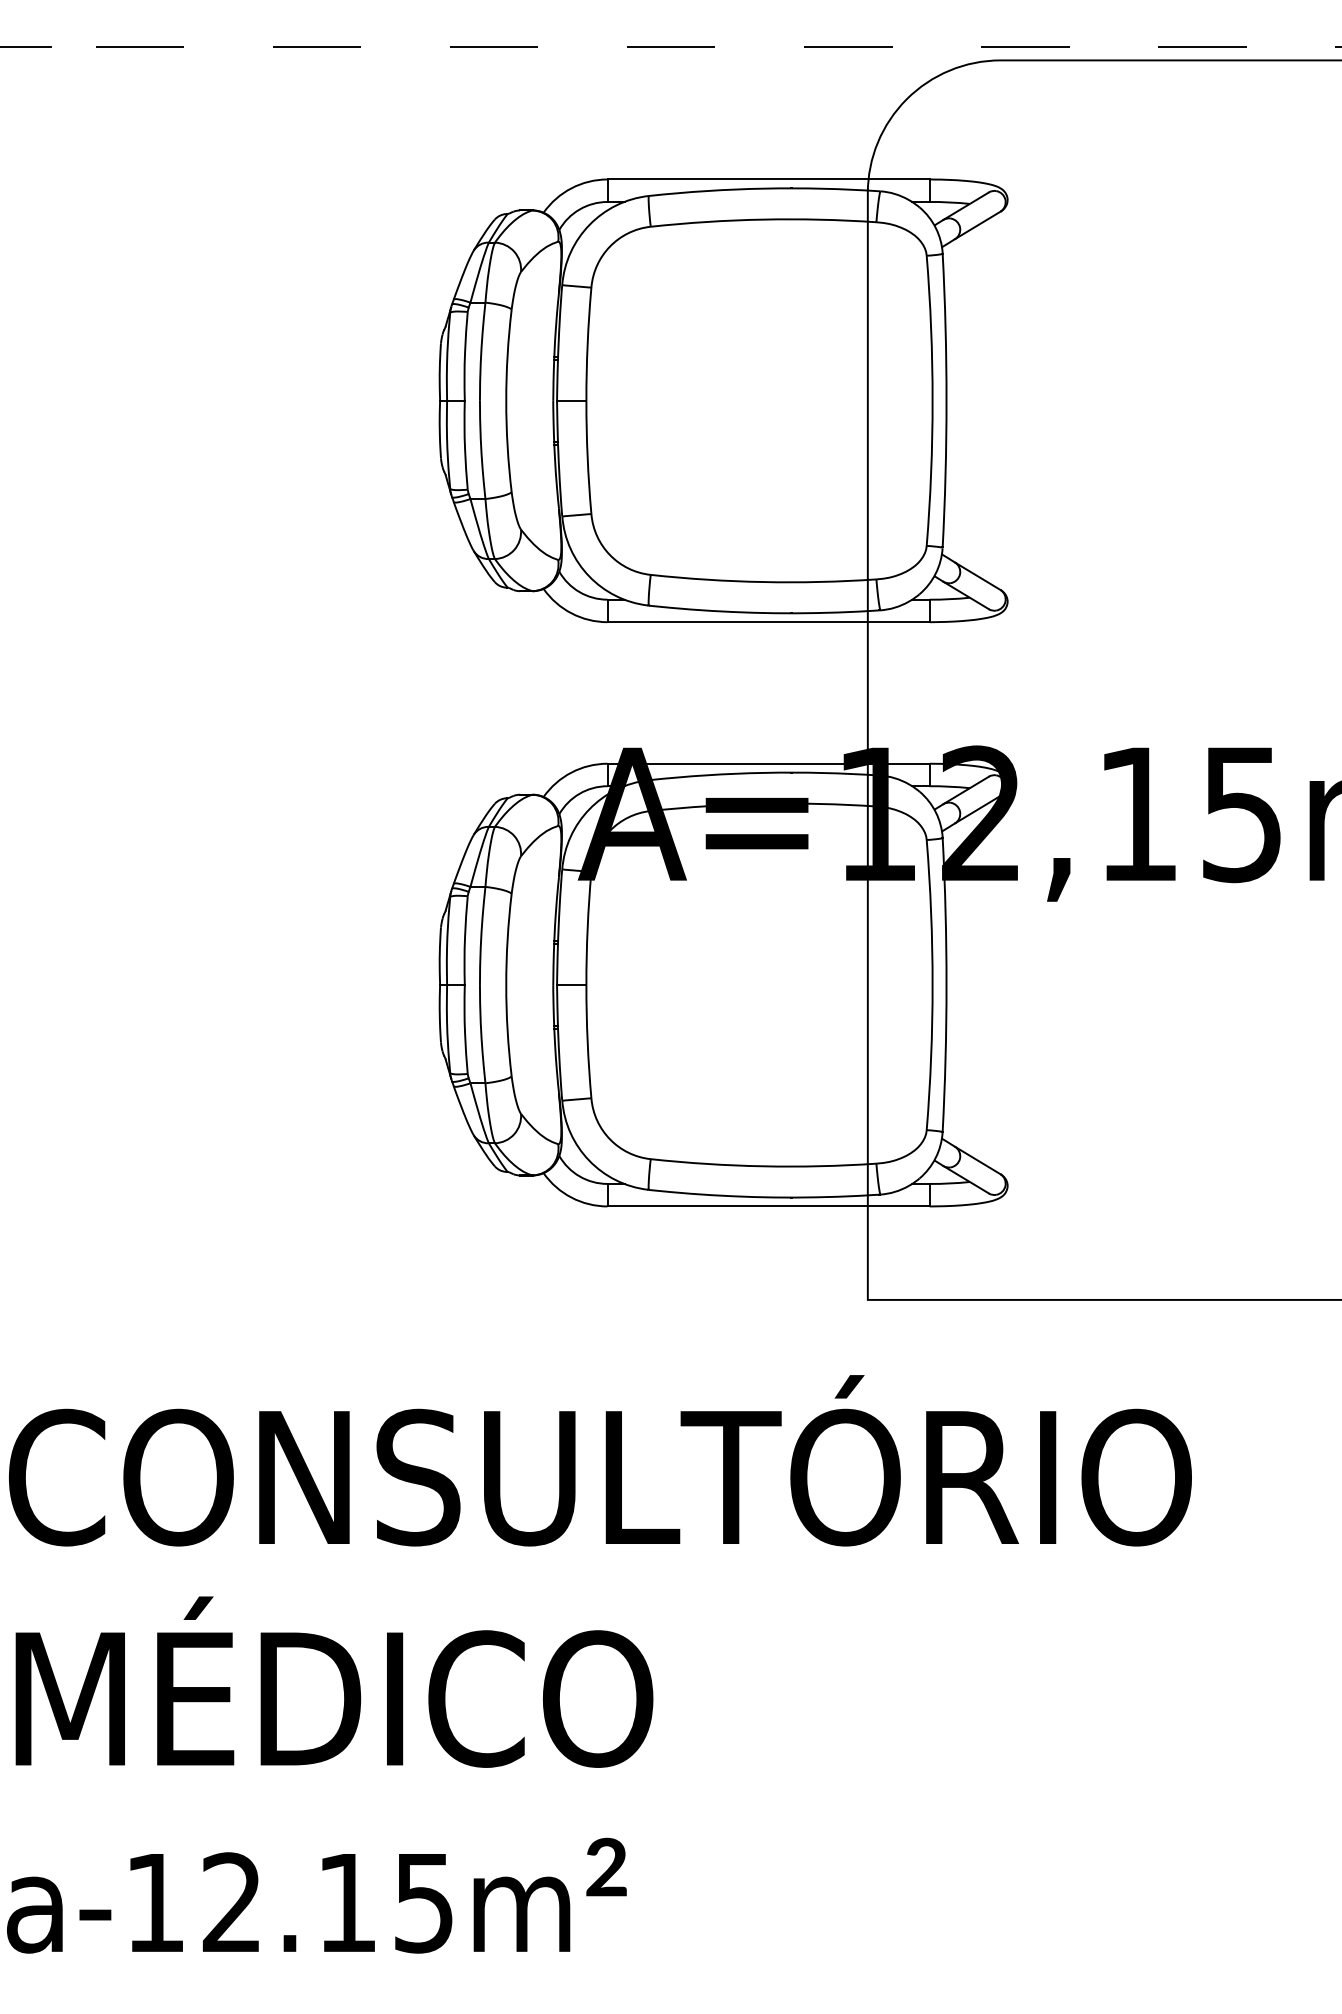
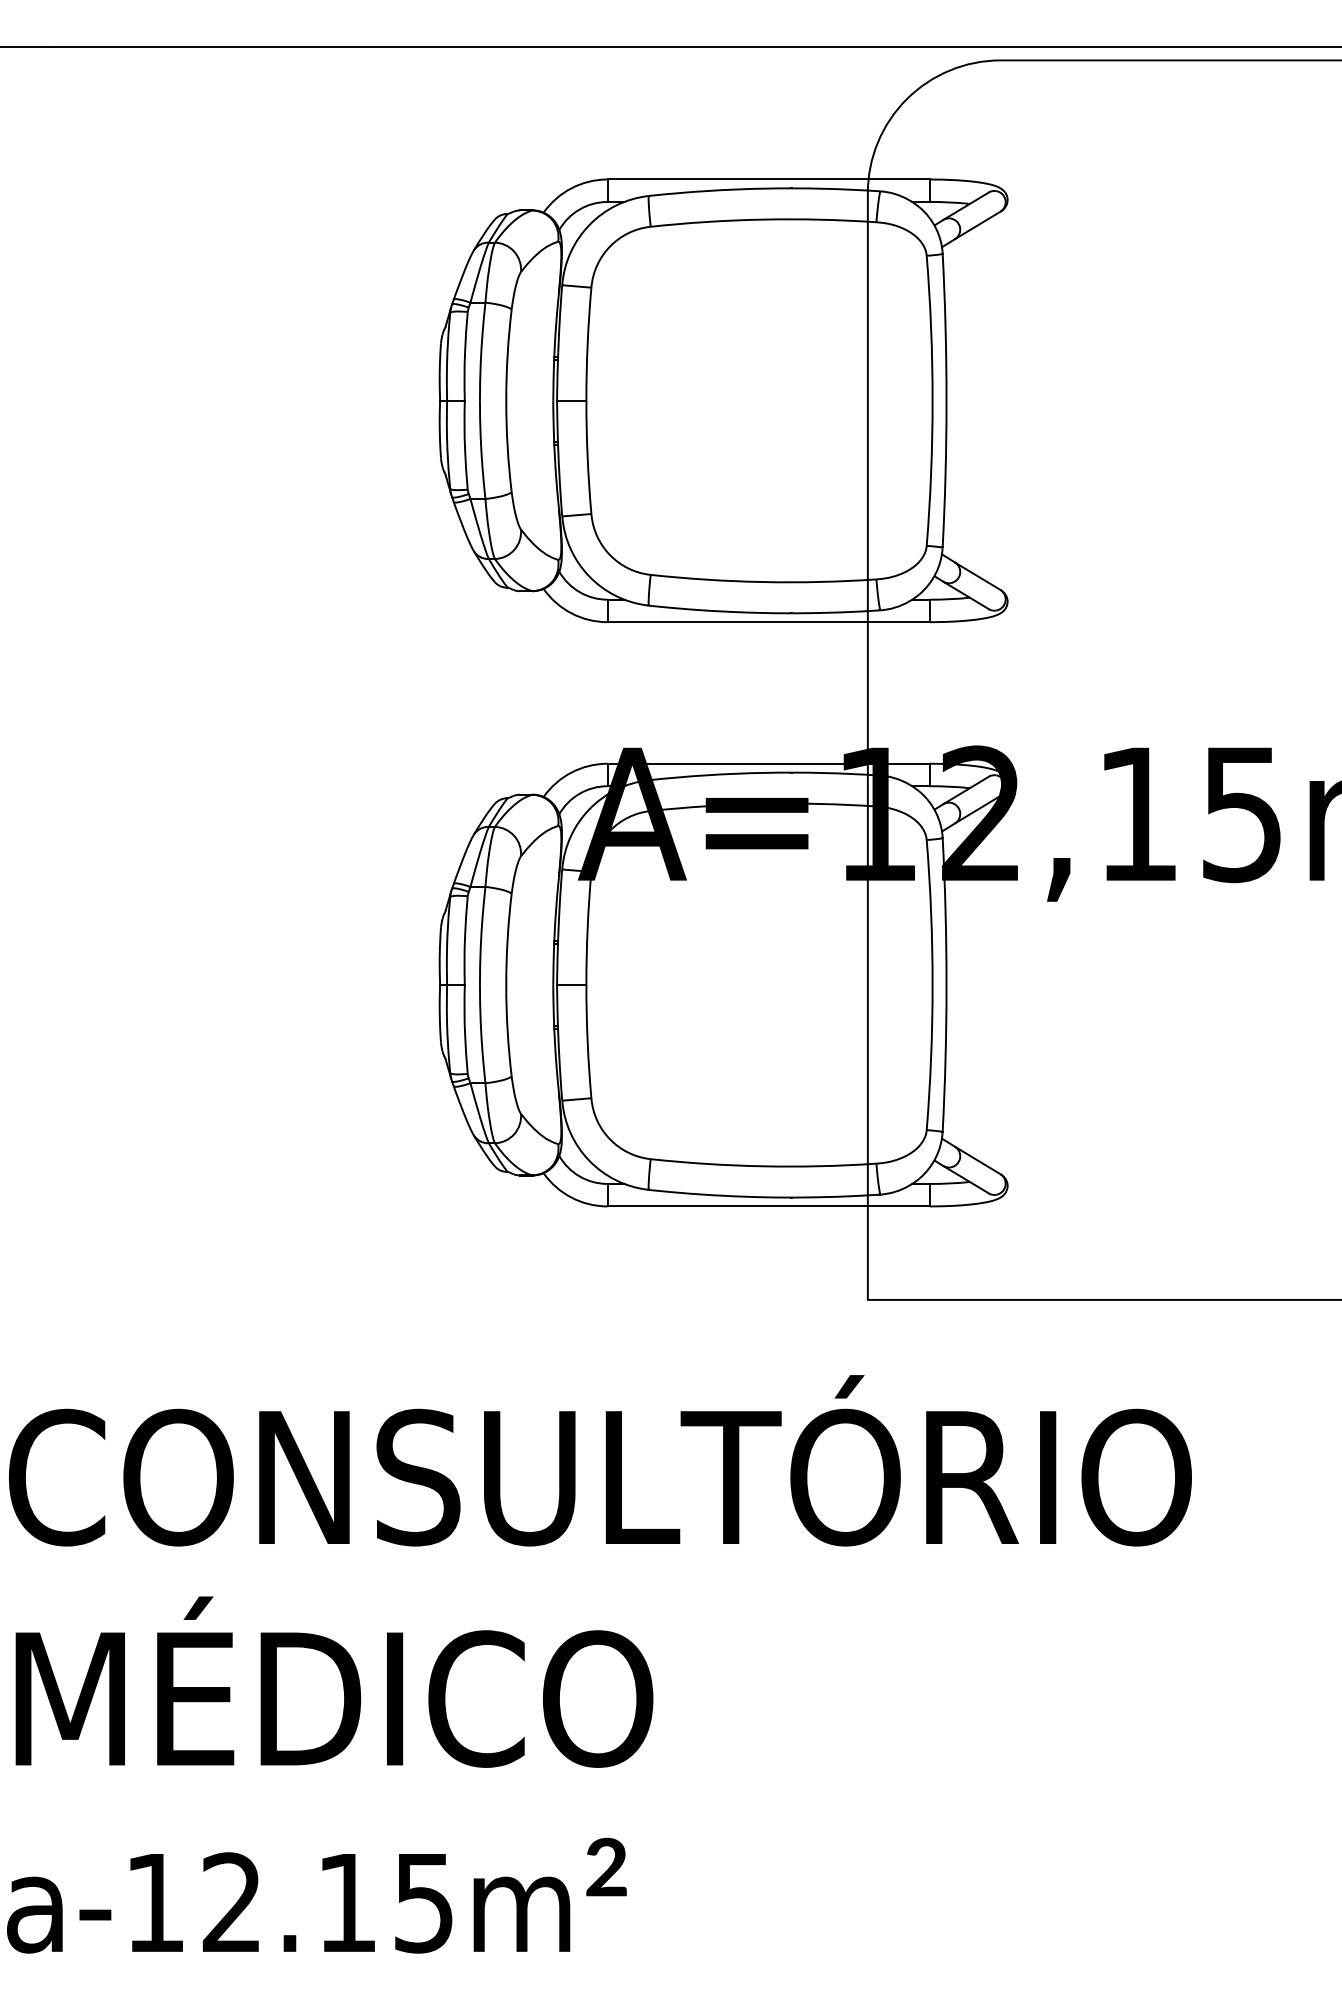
line: dashed -> solid (696, 46)
